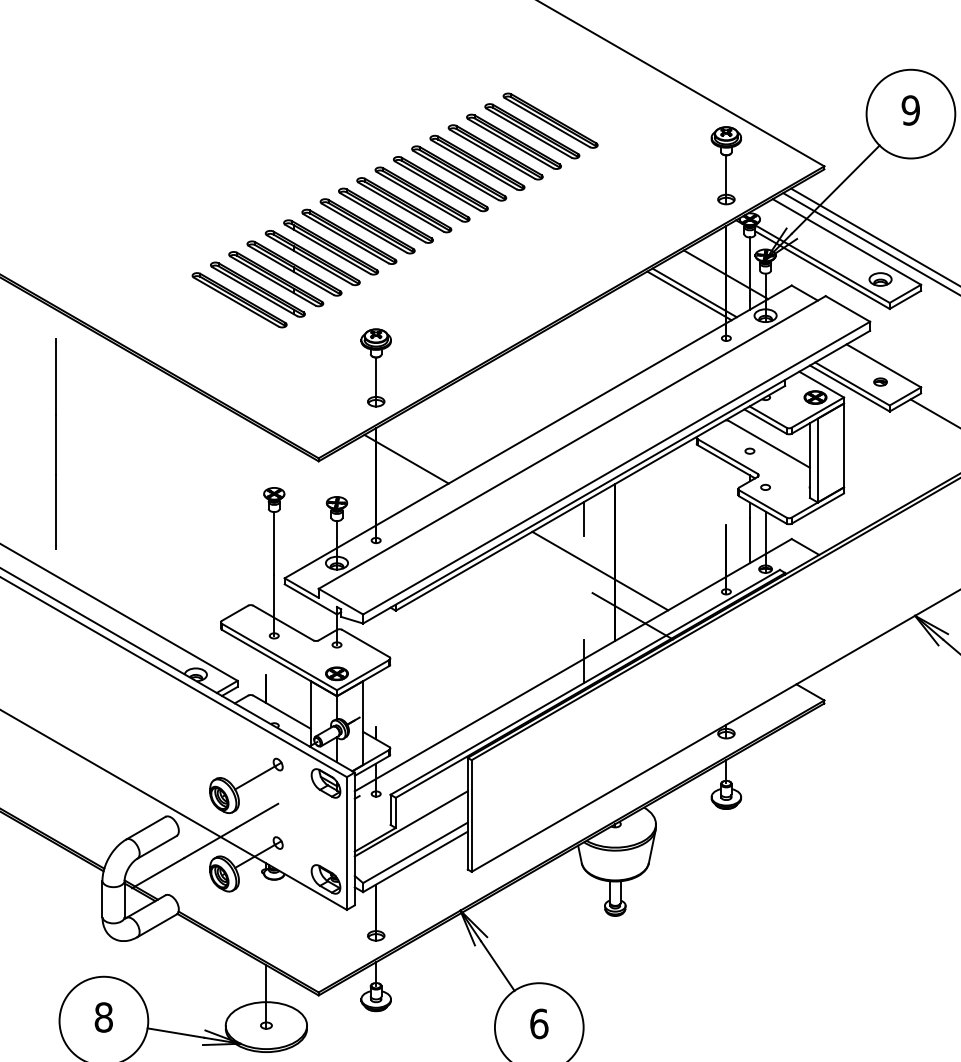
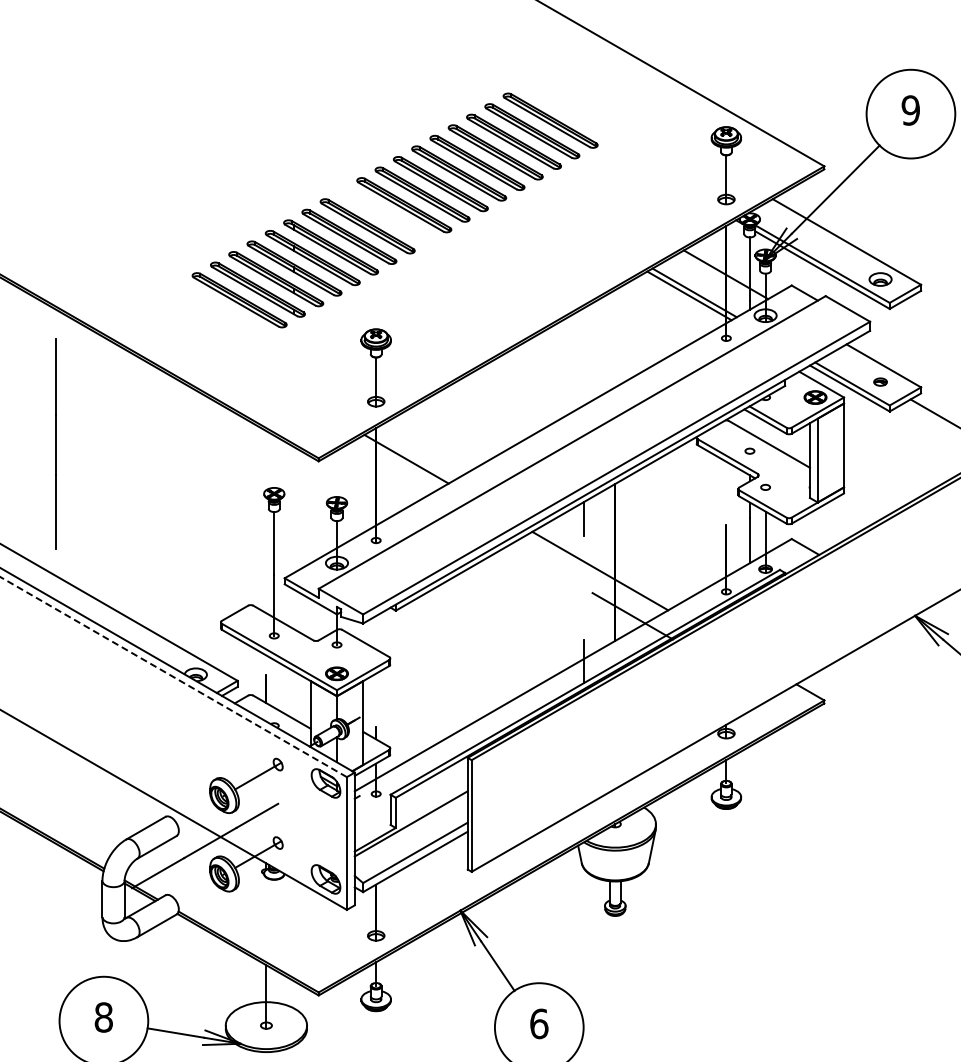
part: present -> none (385, 215)
line: present -> none (874, 236)
line: present -> none (870, 243)
line: solid -> dashed (173, 677)
